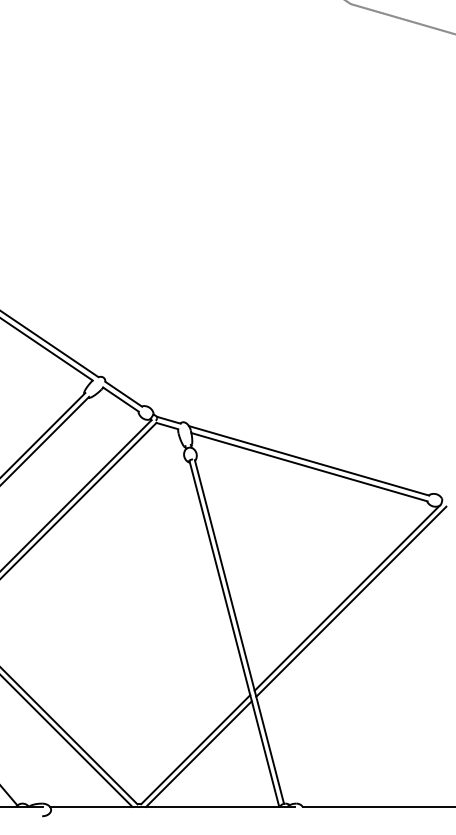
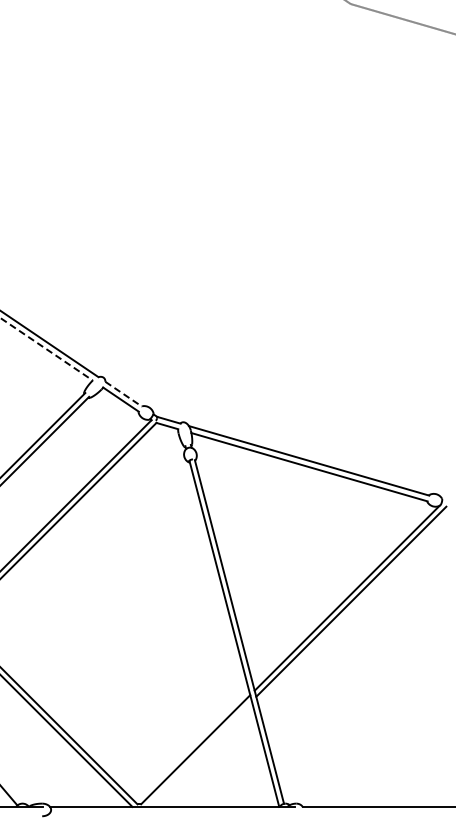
line: solid -> dashed (46, 349)
line: solid -> dashed (124, 394)
line: present -> none (198, 753)
